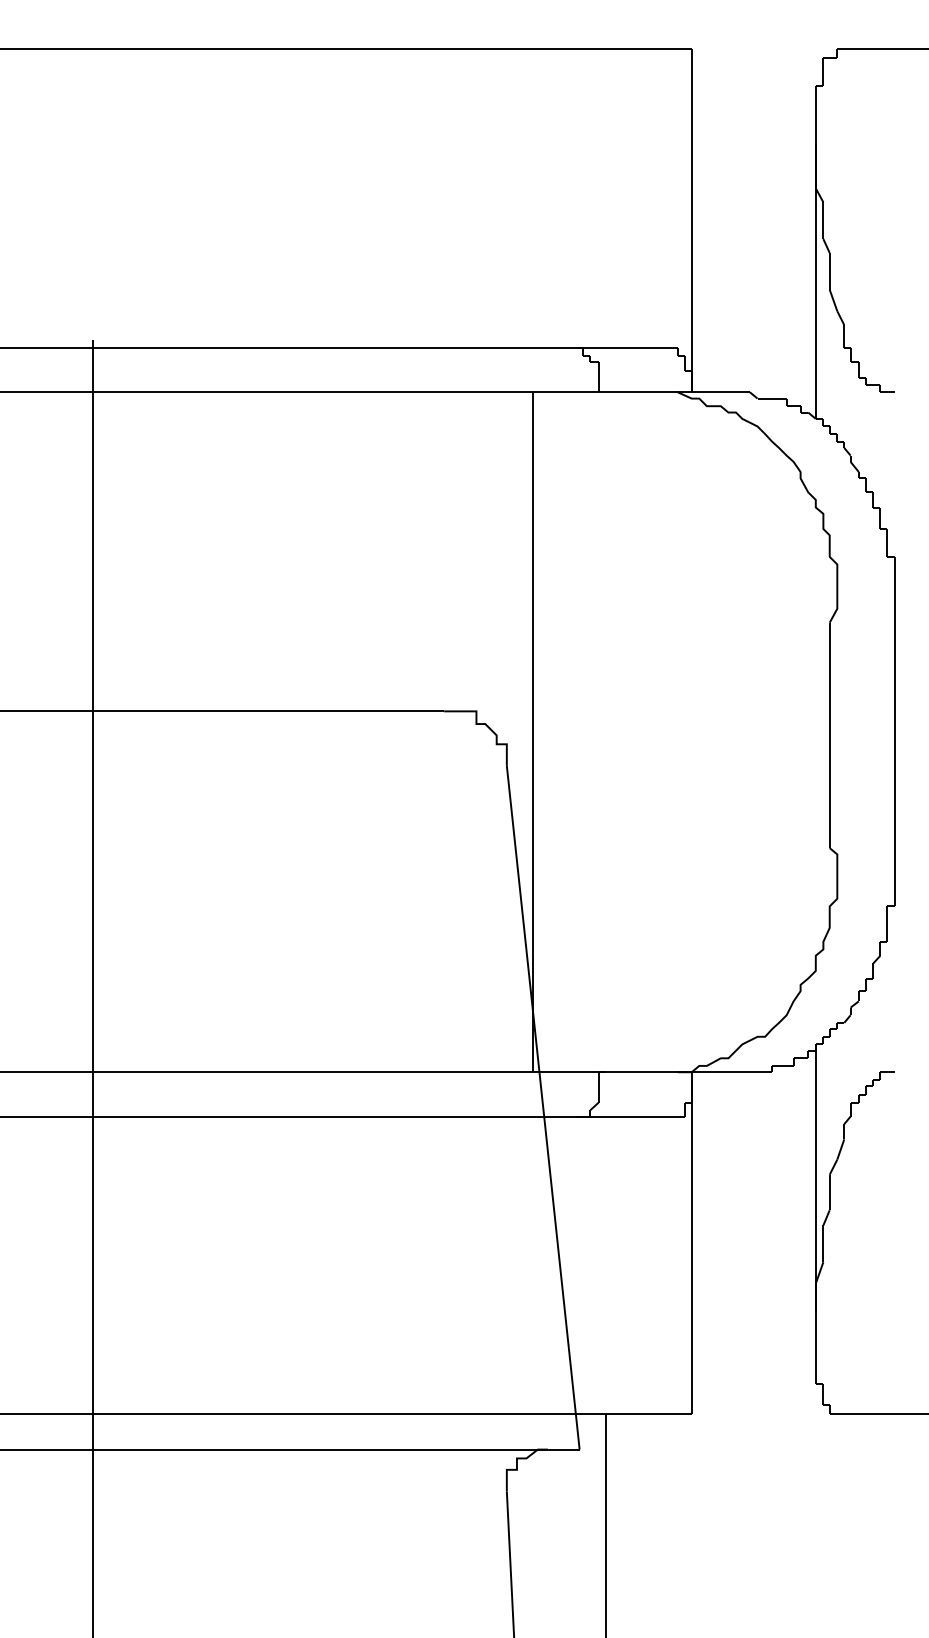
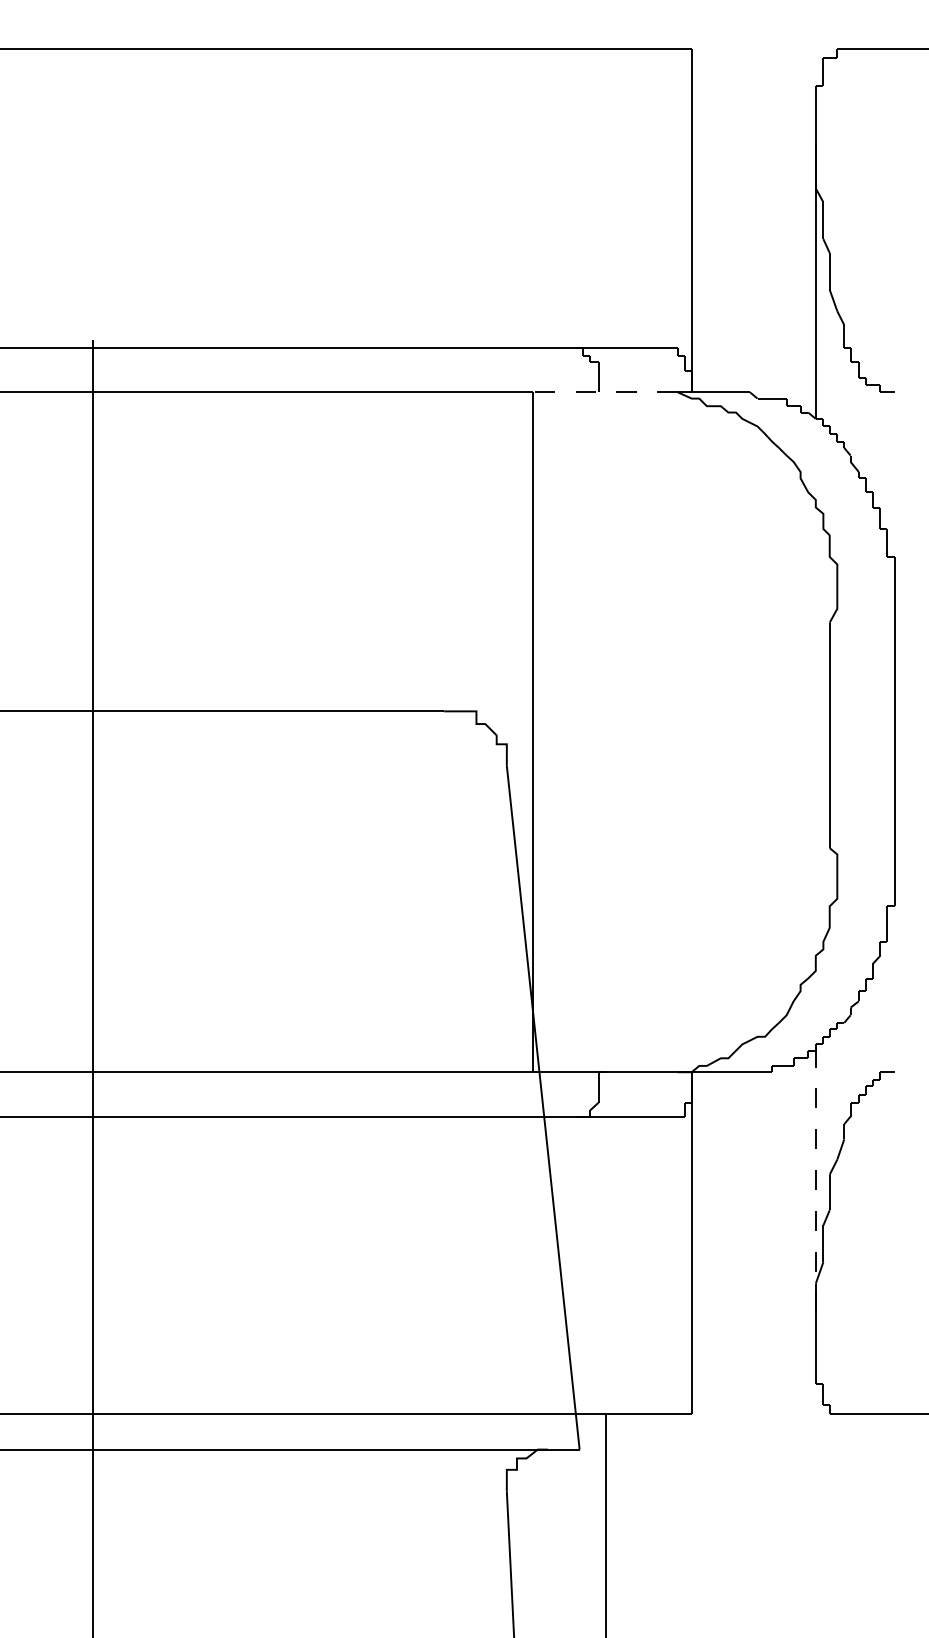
line: solid -> dashed (604, 392)
line: solid -> dashed (815, 1178)
